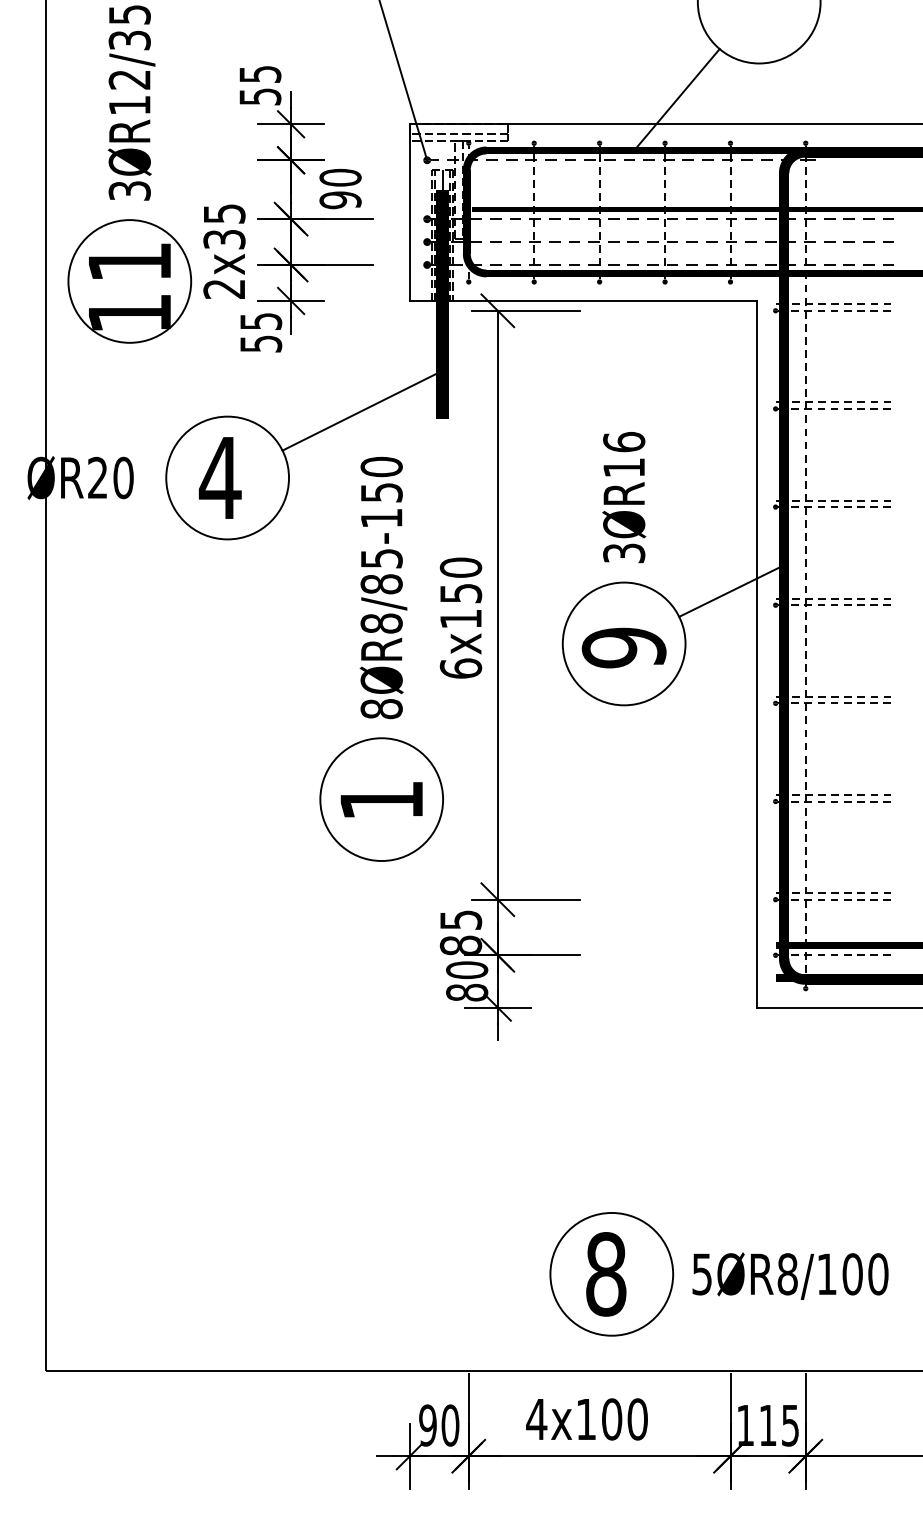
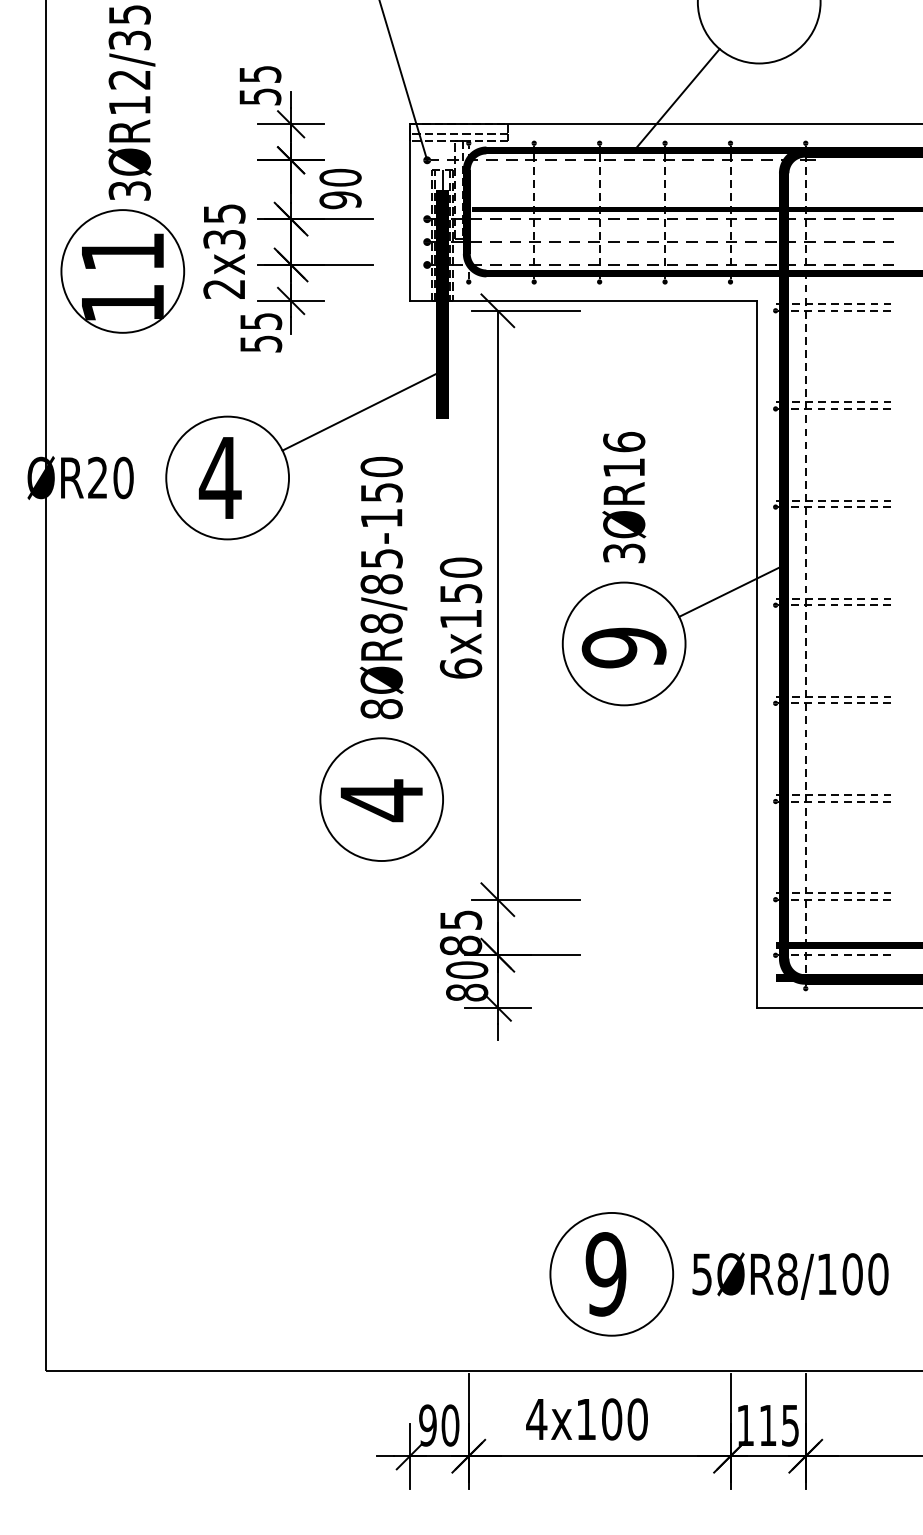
part position: (129, 281) -> (122, 271) (122, 271)
text: 1 -> 4 (381, 800)
text: 8 -> 9 (605, 1274)
